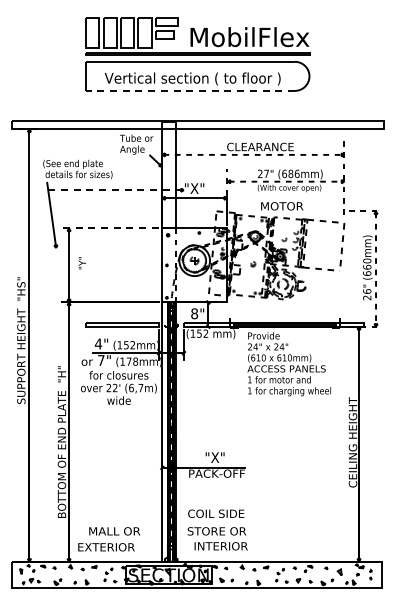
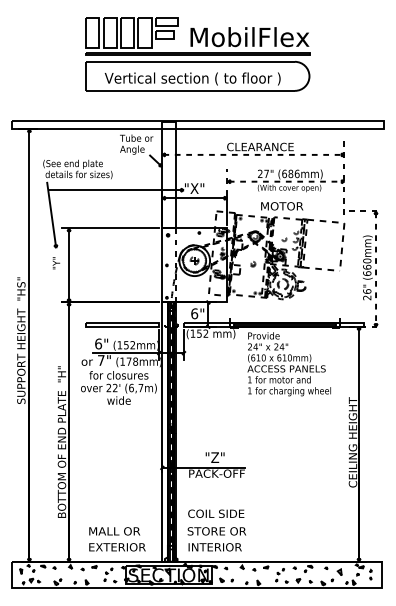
line: dashed -> solid (190, 90)
line: dashed -> solid (116, 190)
line: dashed -> solid (109, 228)
text position: (82, 263) -> (56, 263) (56, 263)
text: 8" -> 6" (194, 313)
text: 4" -> 6" (98, 343)
text: "X" -> "Z" (214, 457)
text position: (220, 546) -> (214, 547) (214, 547)
text position: (106, 547) -> (117, 547) (117, 547)
